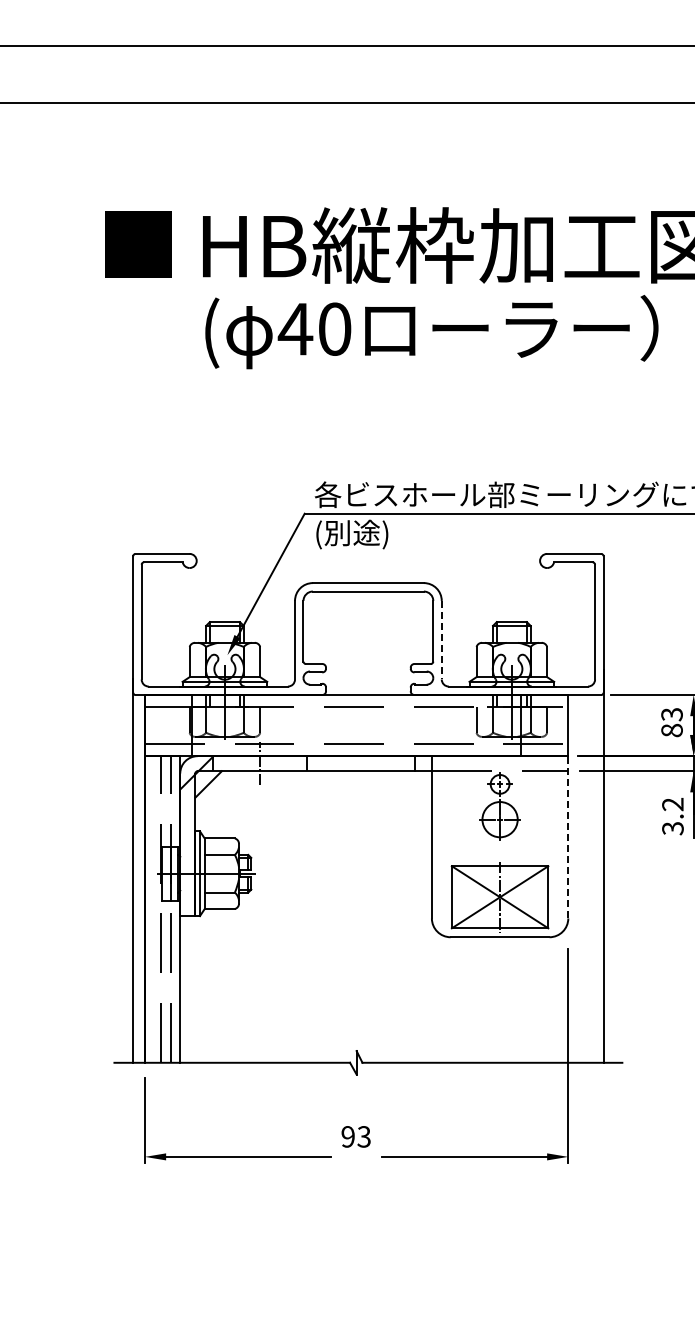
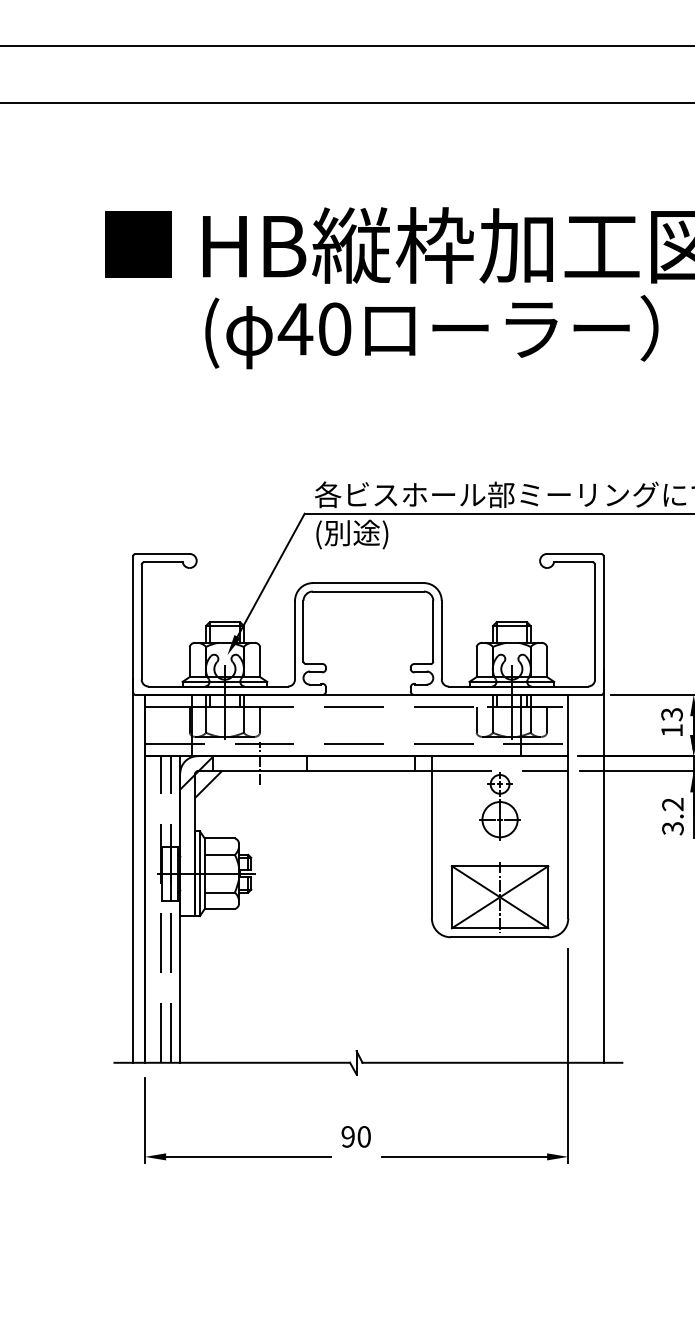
line: dashed -> solid (441, 640)
text: 83 -> 13 (671, 730)
line: dashed -> solid (568, 836)
text: 93 -> 90 (363, 1136)
